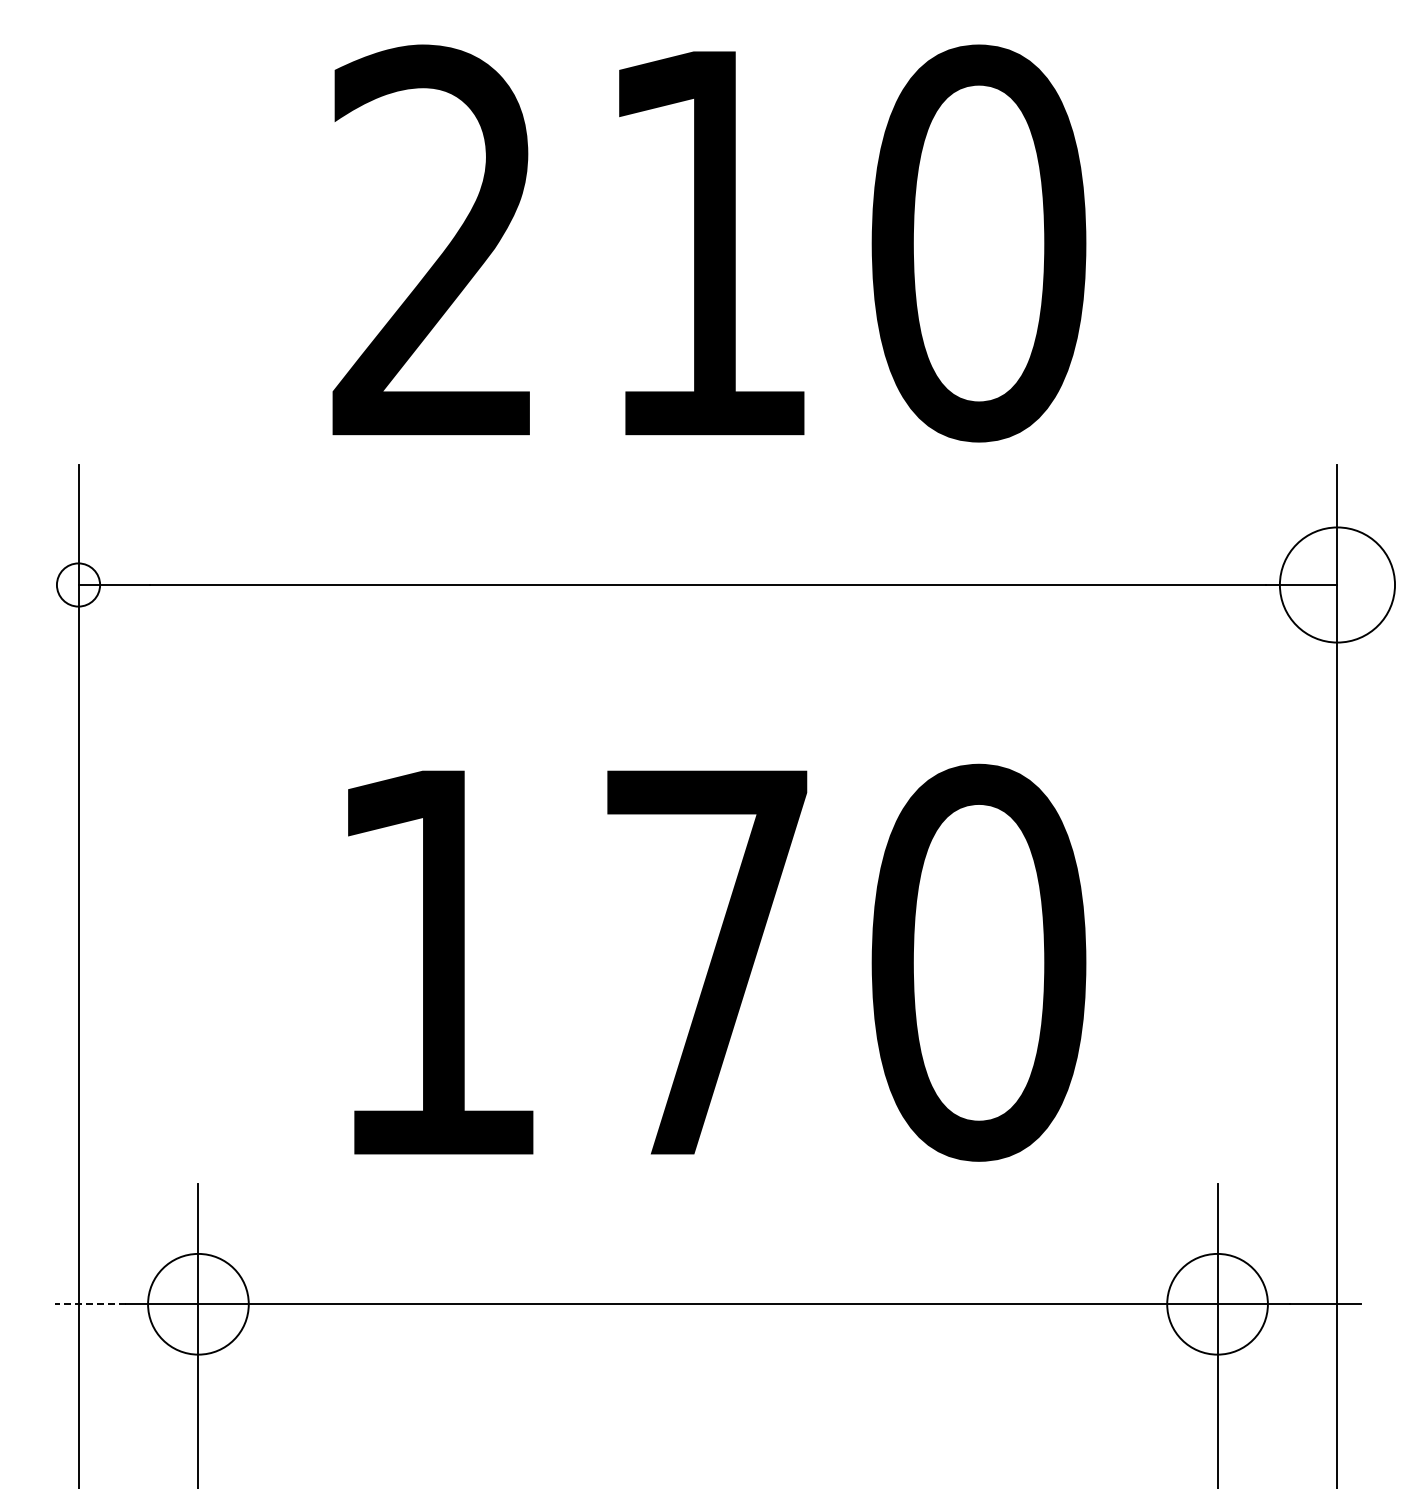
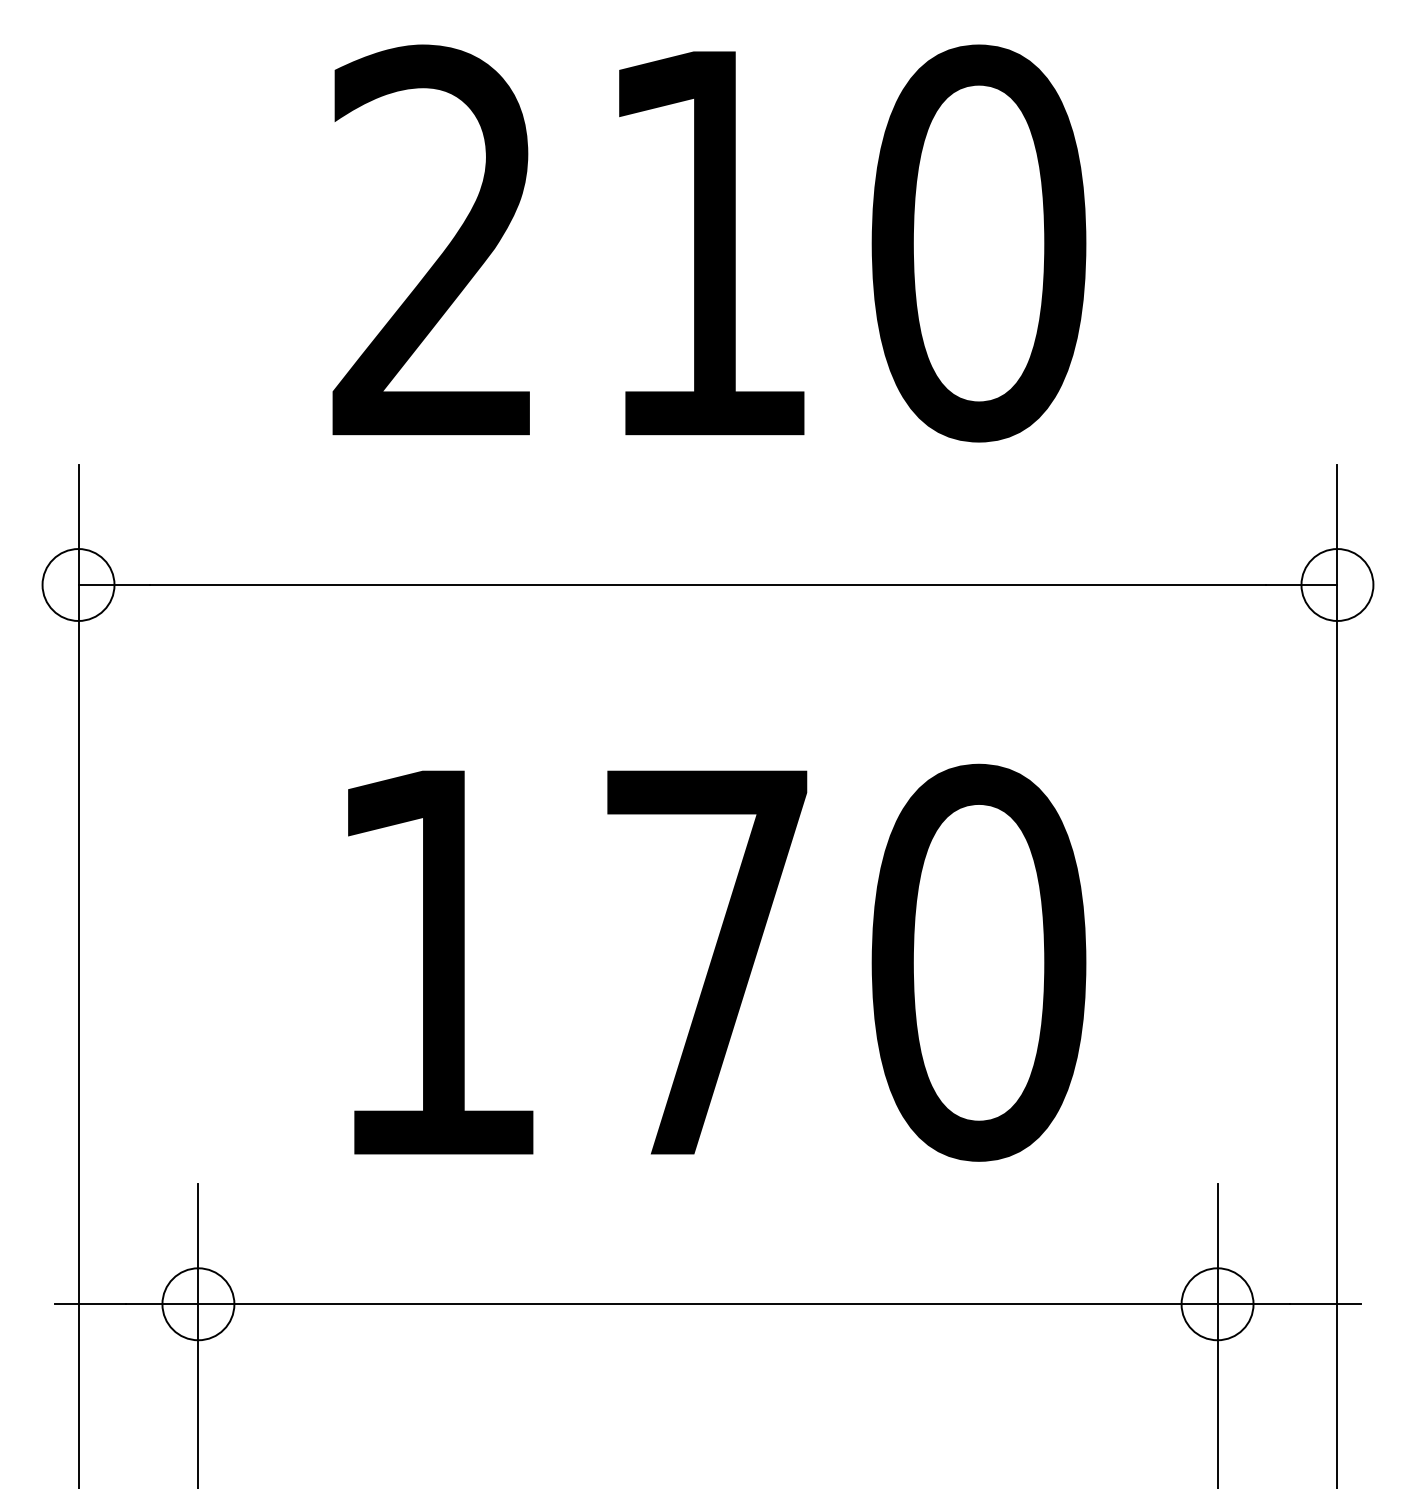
circle diameter: 43 px -> 72 px (78, 584)
circle diameter: 115 px -> 72 px (1337, 584)
circle diameter: 101 px -> 72 px (198, 1304)
circle diameter: 101 px -> 72 px (1217, 1304)
line: dashed -> solid (90, 1304)
